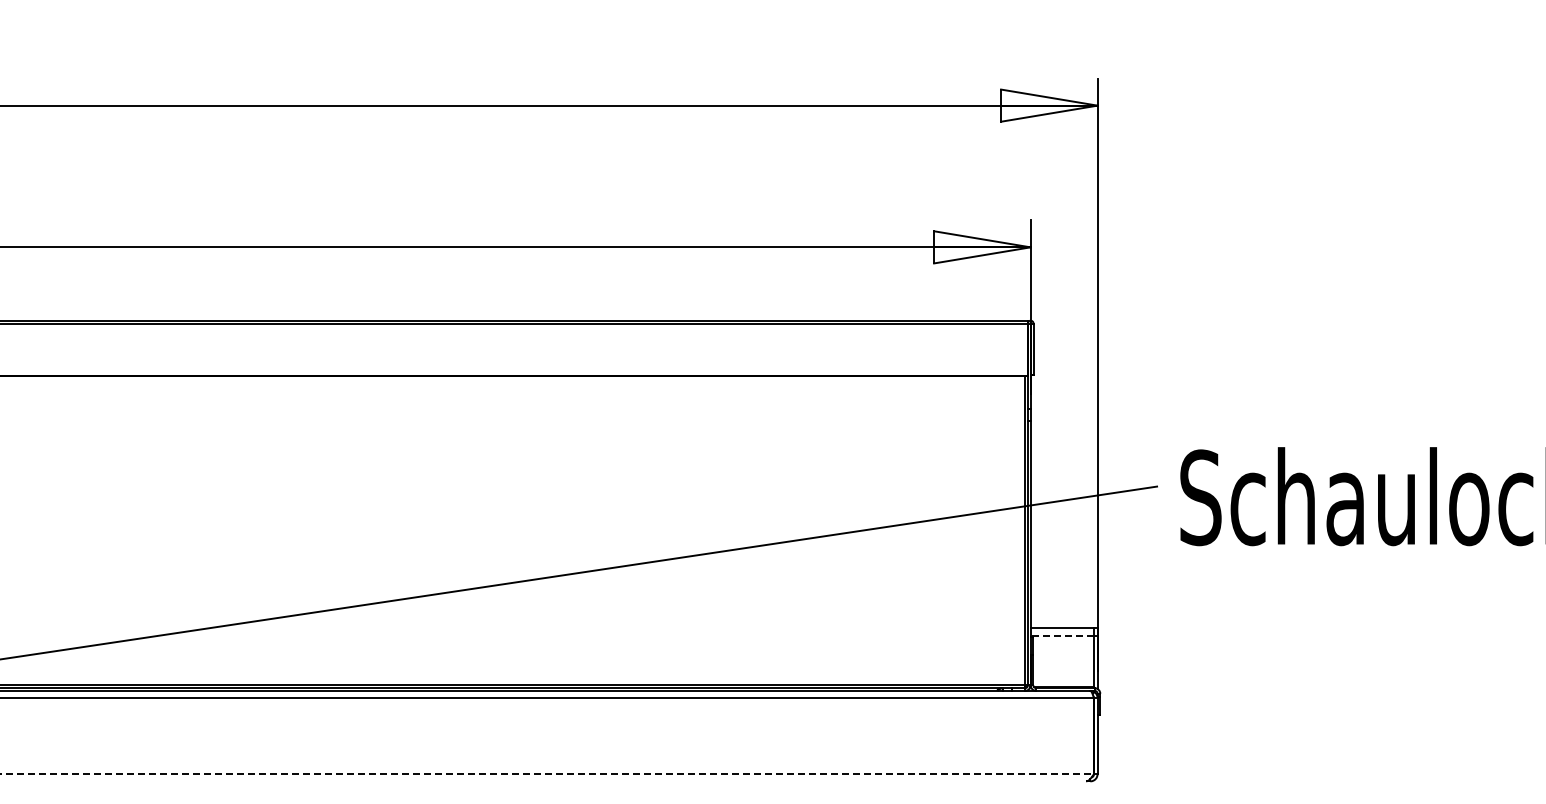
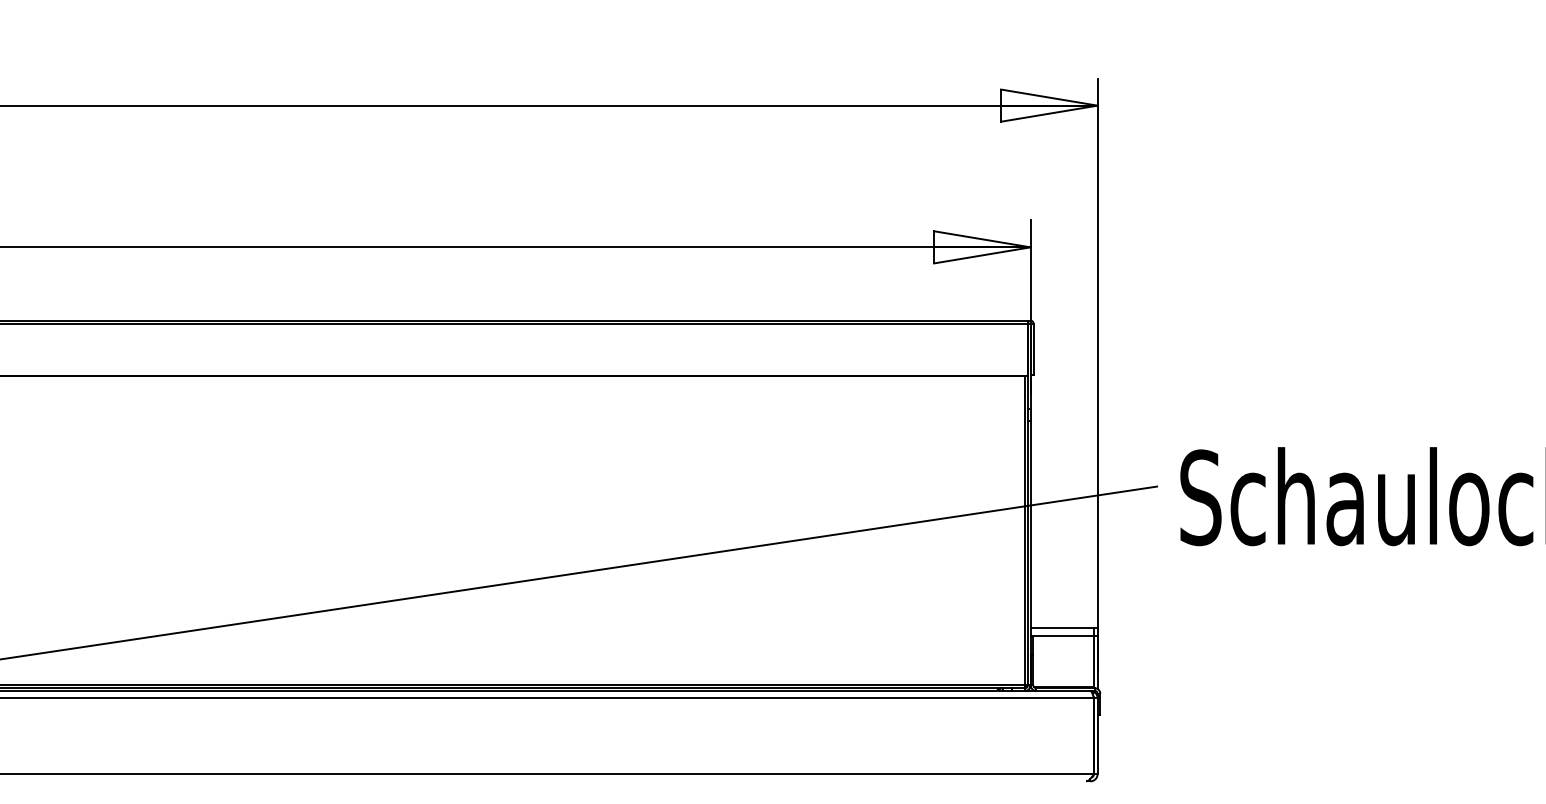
line: dashed -> solid (1062, 635)
line: dashed -> solid (547, 774)
